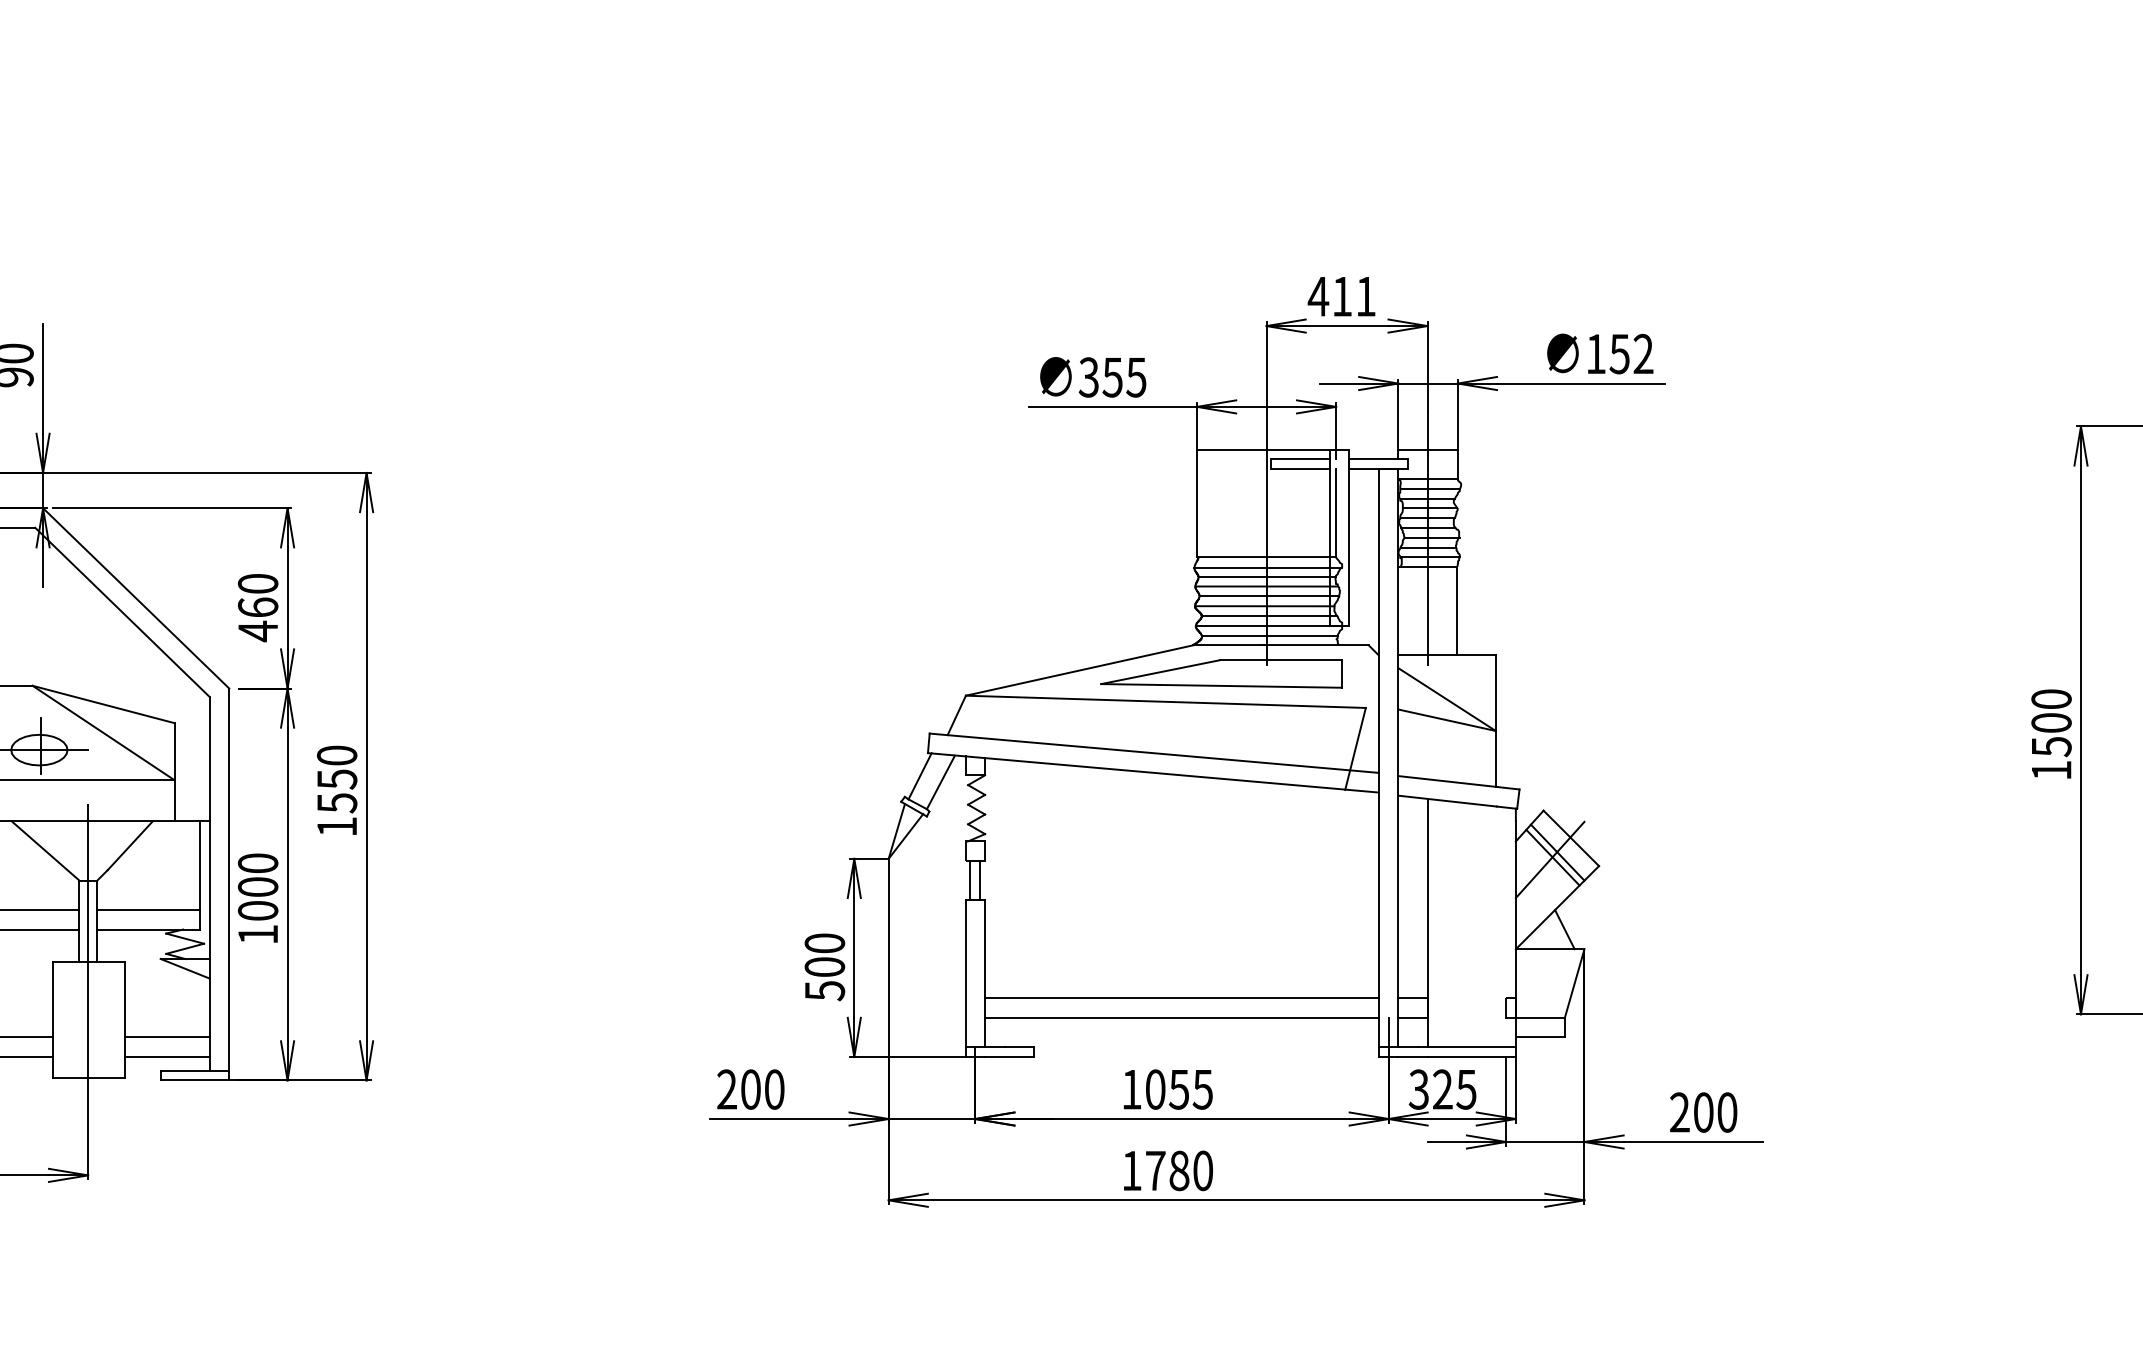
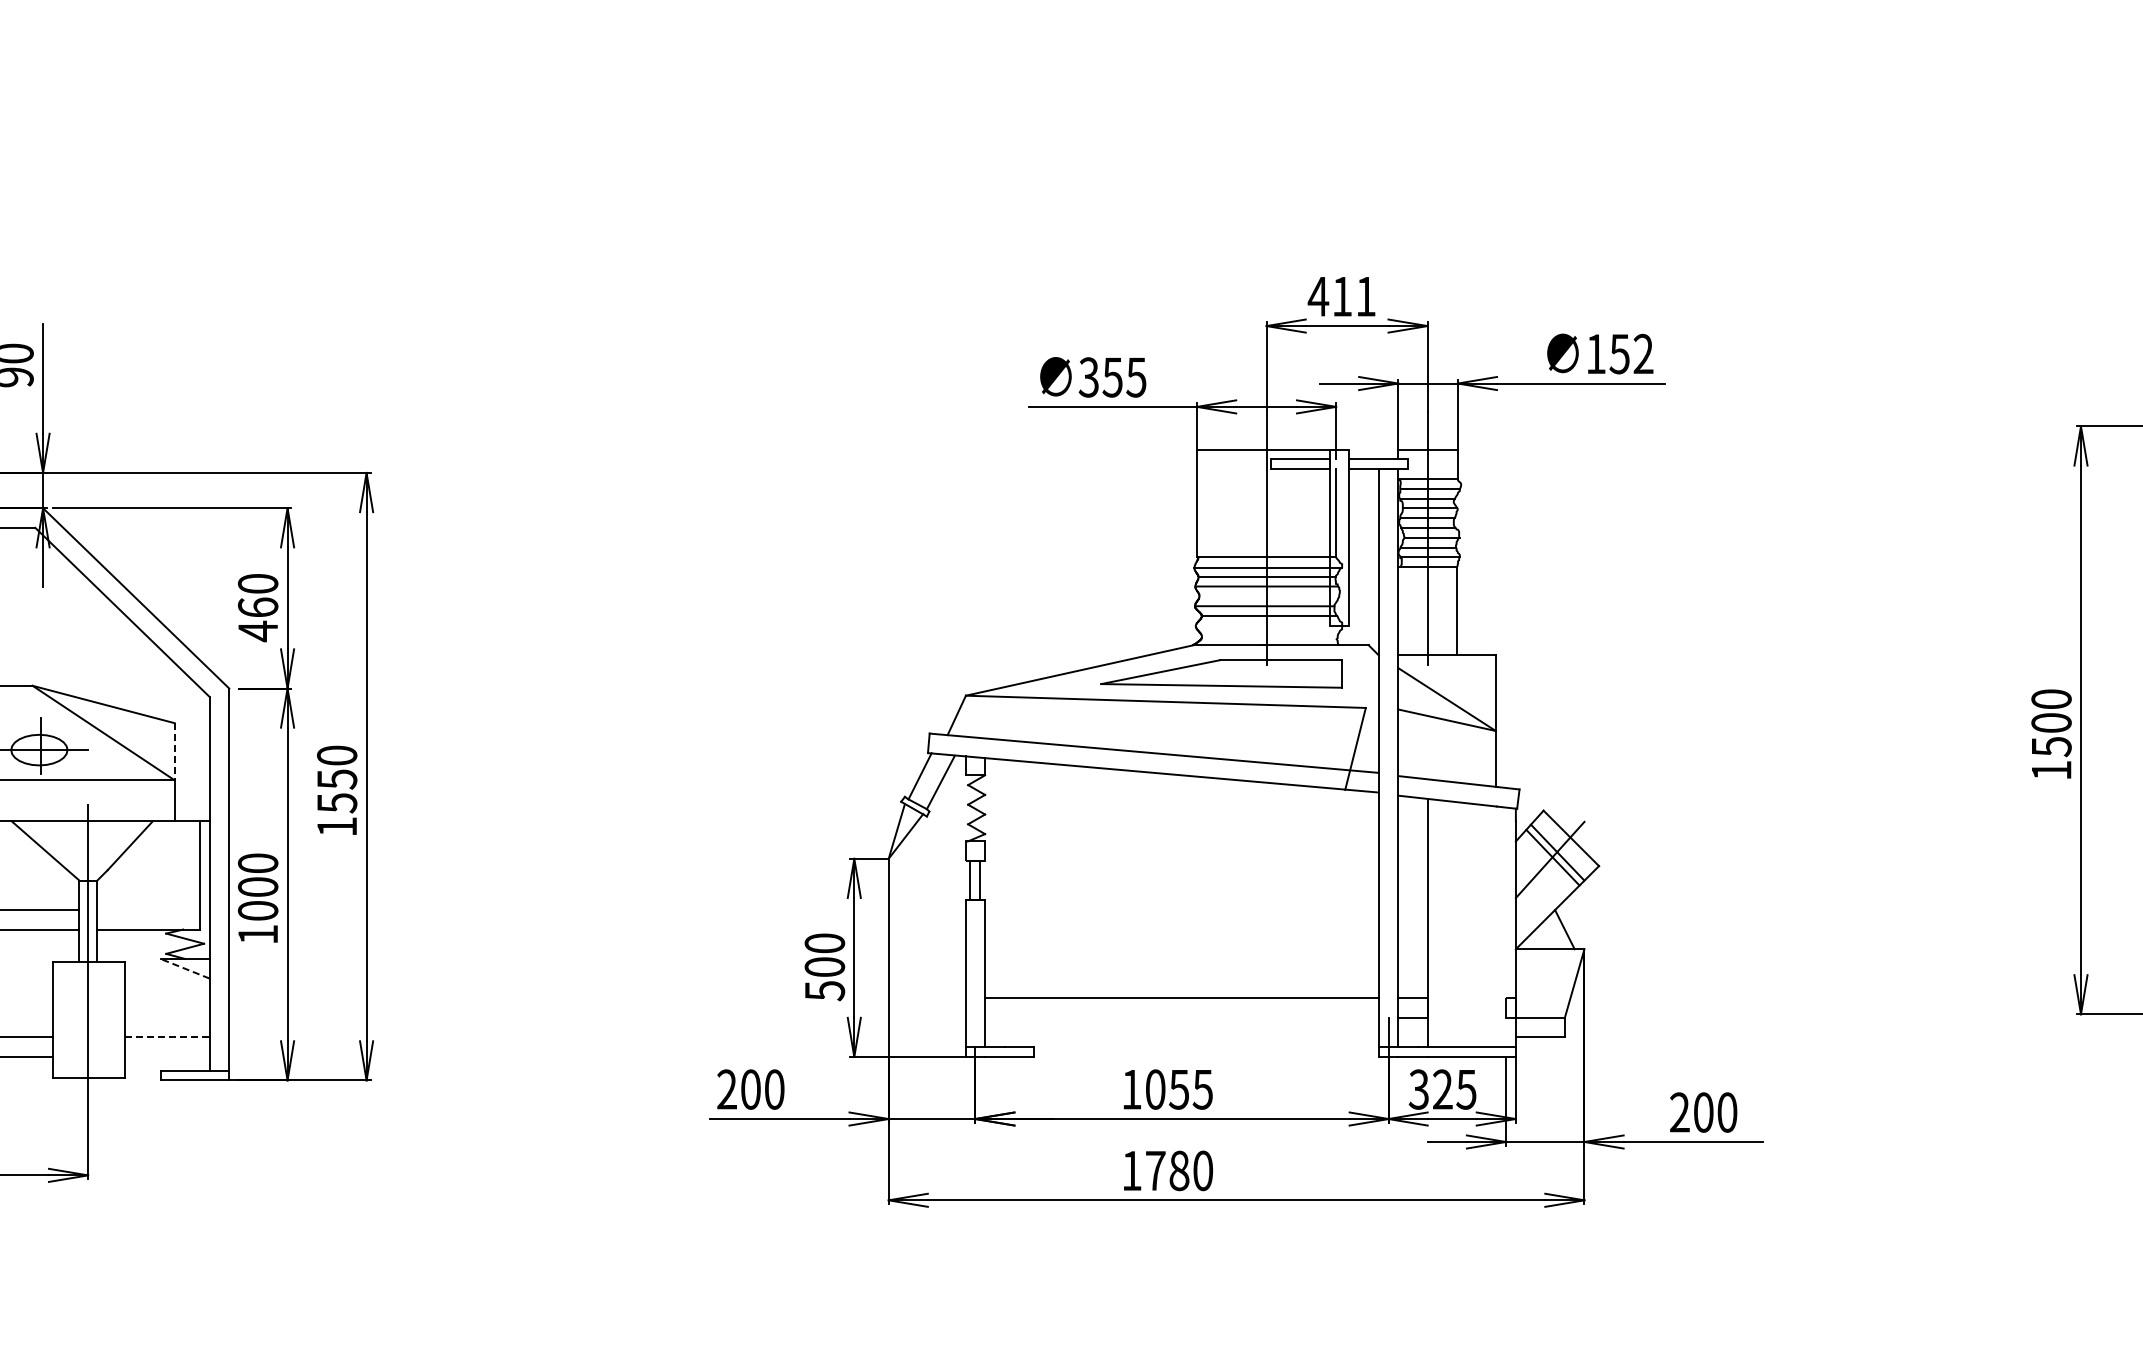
line: present -> none (1269, 596)
line: present -> none (1268, 625)
line: present -> none (1269, 635)
line: solid -> dashed (174, 751)
line: present -> none (148, 909)
line: solid -> dashed (184, 968)
line: present -> none (1181, 1017)
line: solid -> dashed (167, 1036)
line: present -> none (166, 1056)
